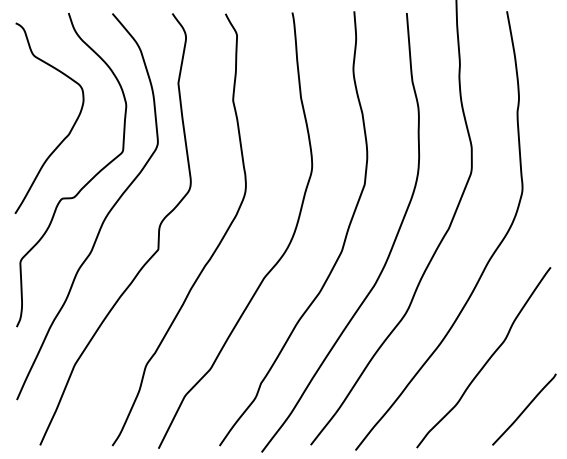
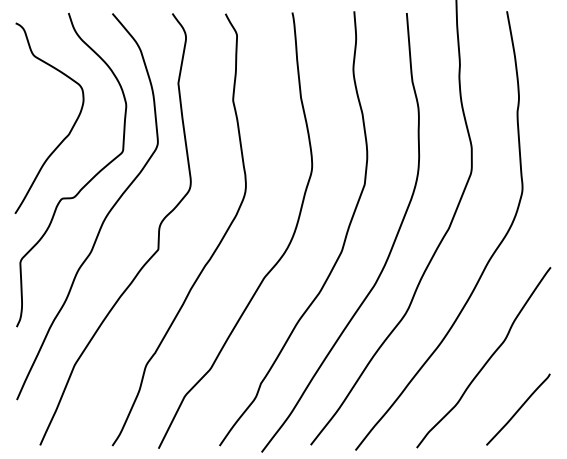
line position: (524, 409) -> (518, 409) (518, 409)
